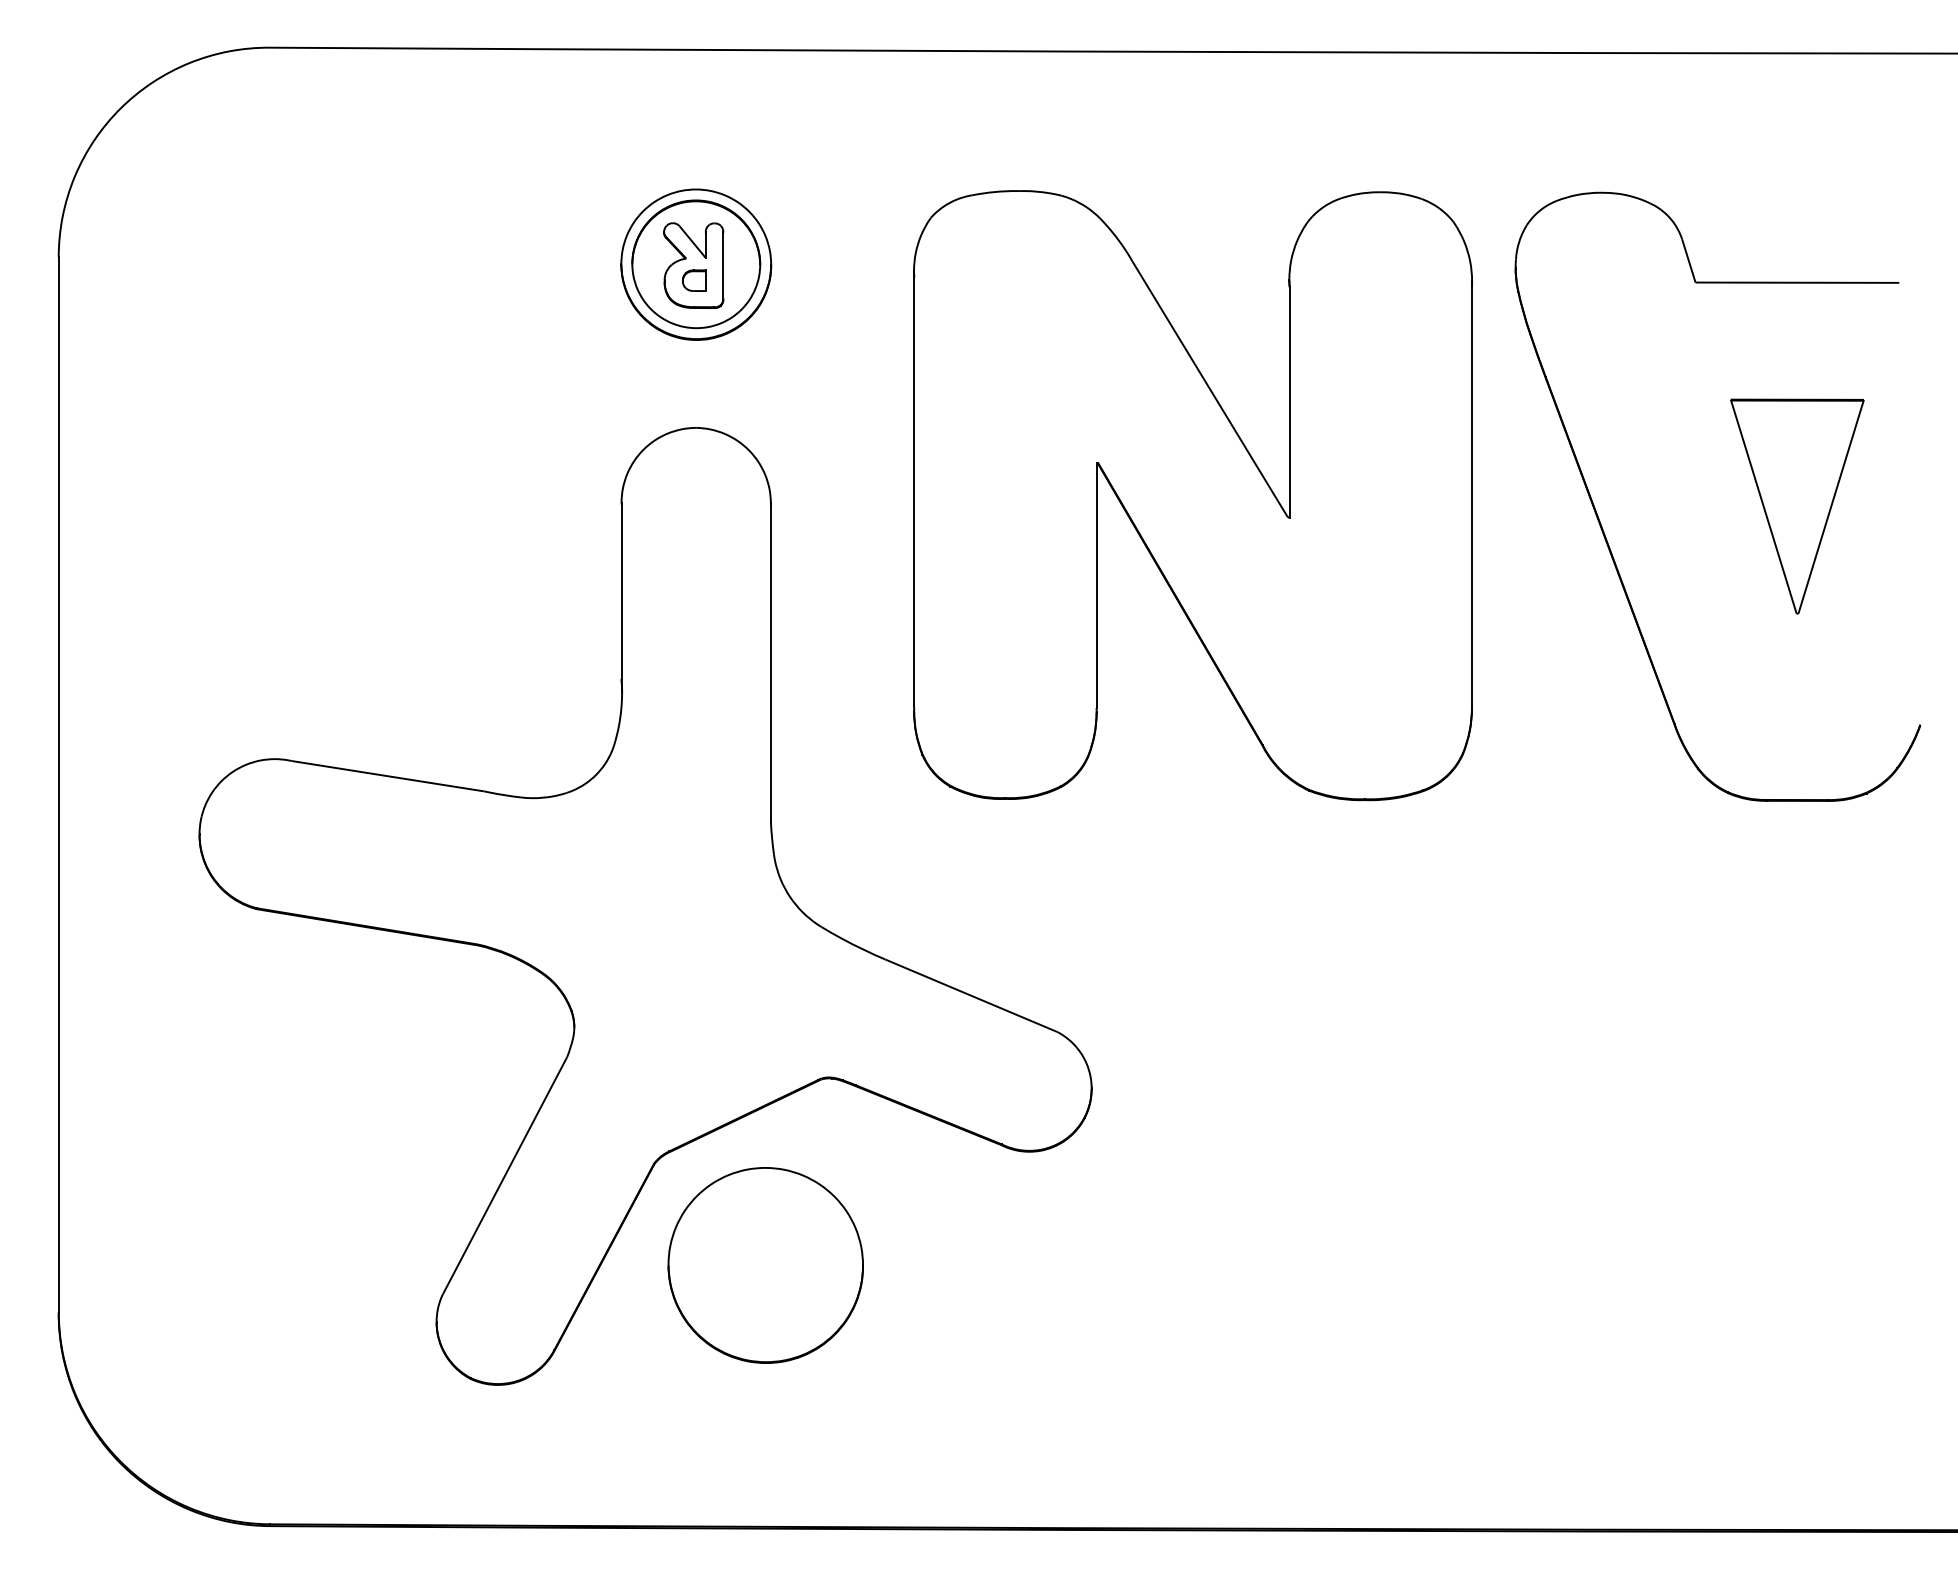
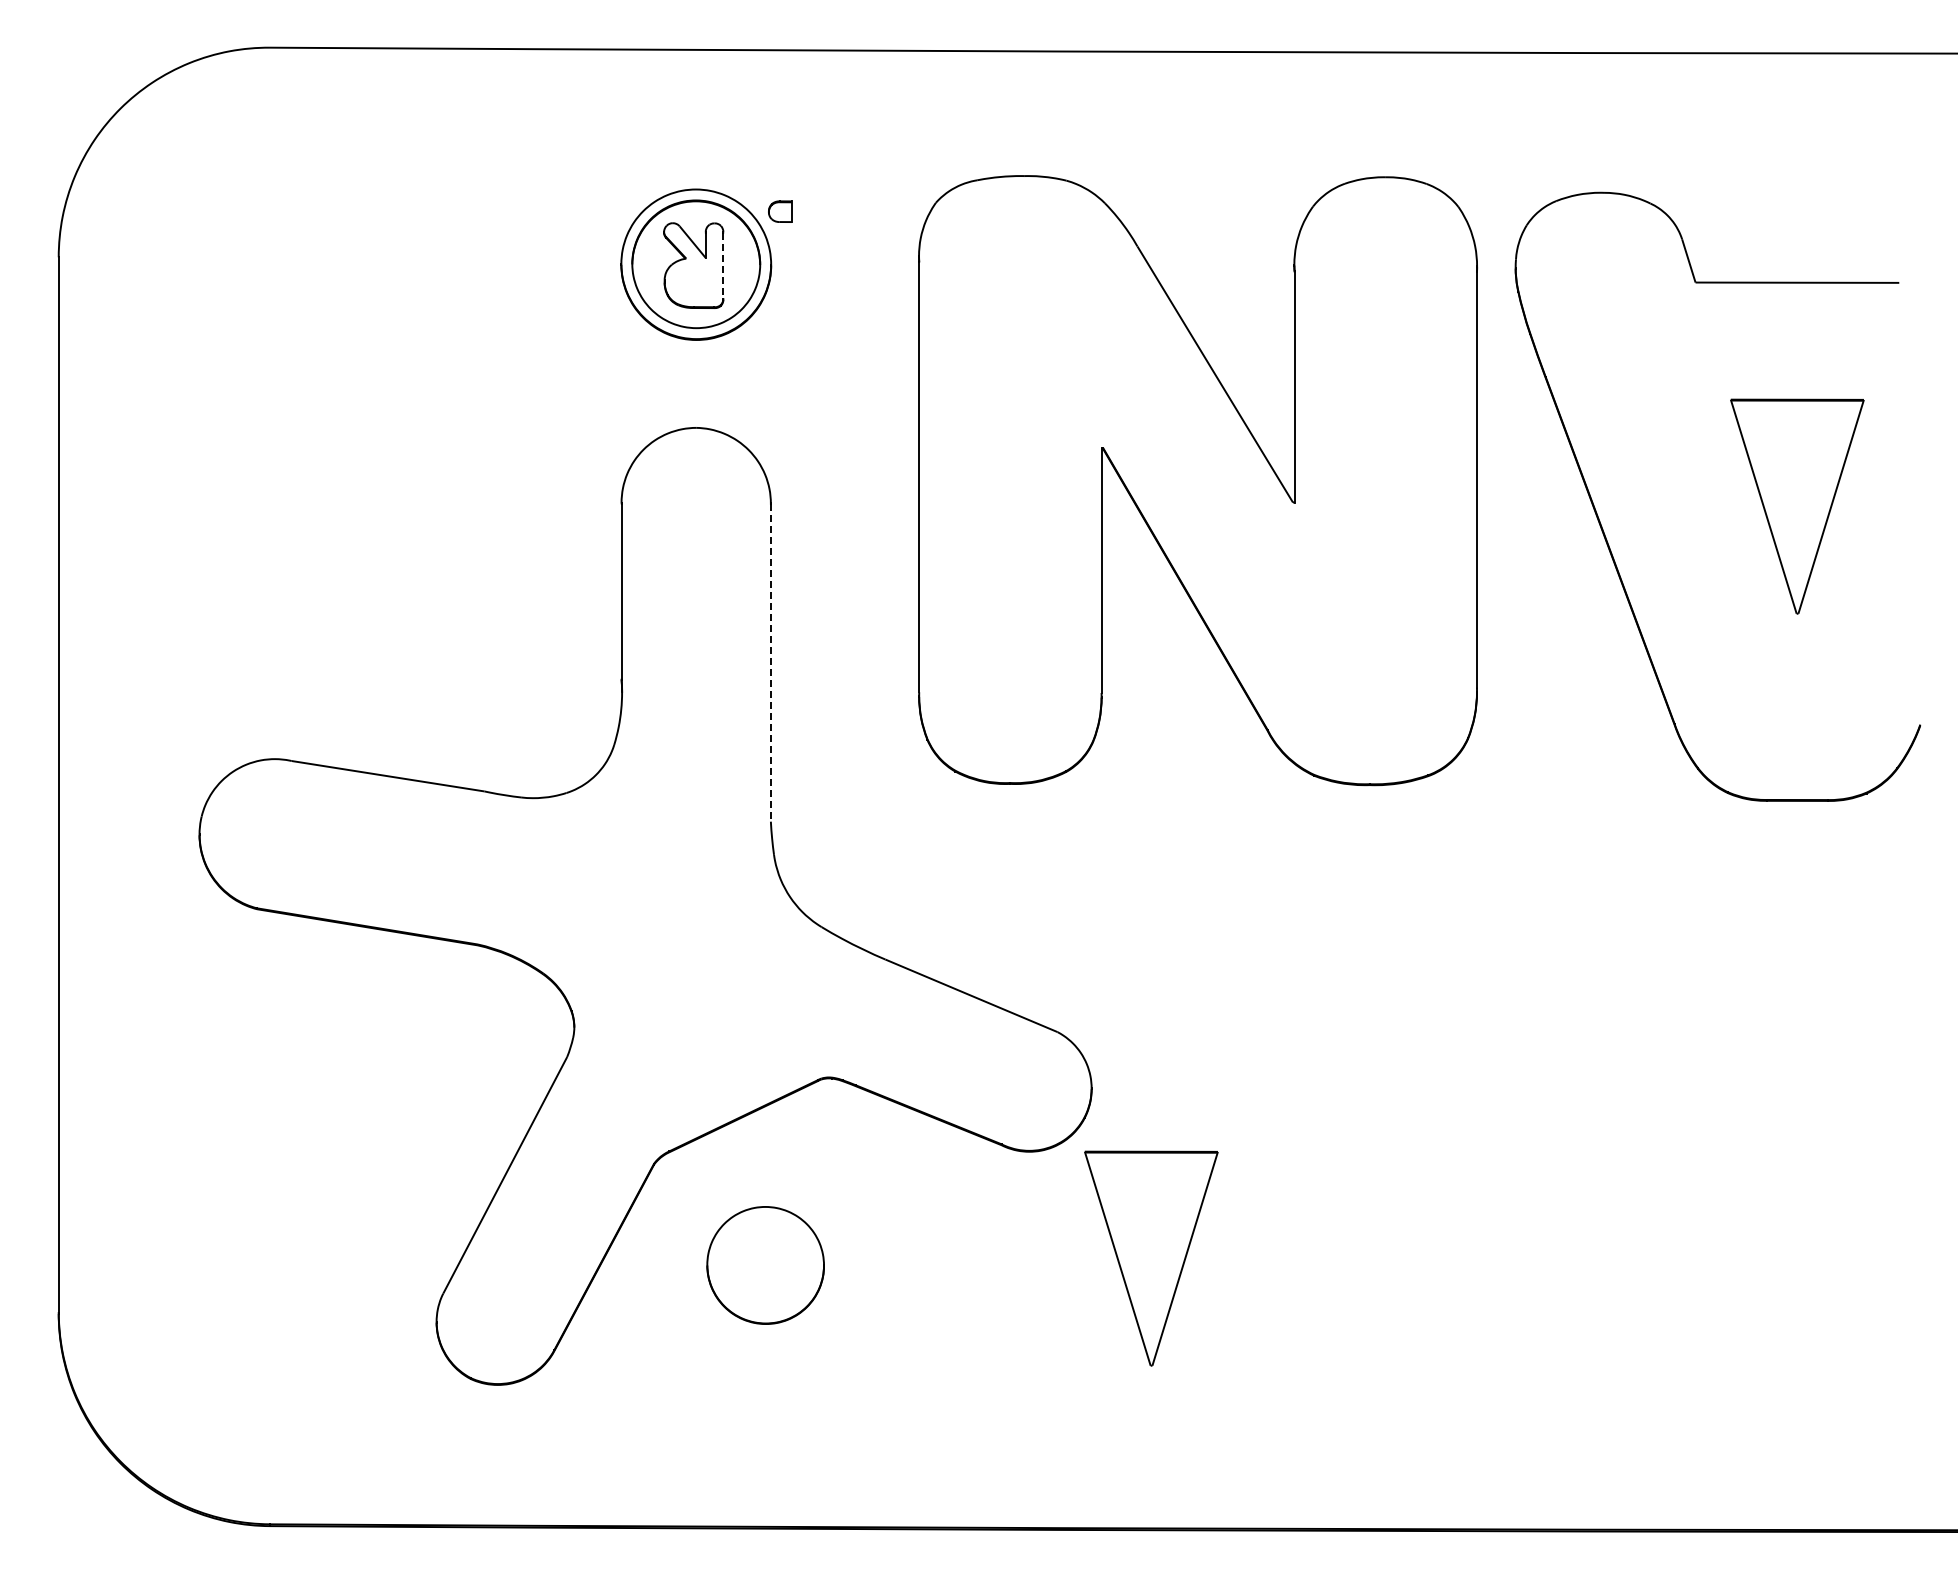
line: solid -> dashed (723, 265)
part position: (694, 280) -> (780, 211) (780, 211)
part position: (1192, 495) -> (1197, 480) (1197, 480)
line: solid -> dashed (770, 662)
part: none -> present (1151, 1258)
part size: 197x197 px -> 119x119 px (765, 1265)
